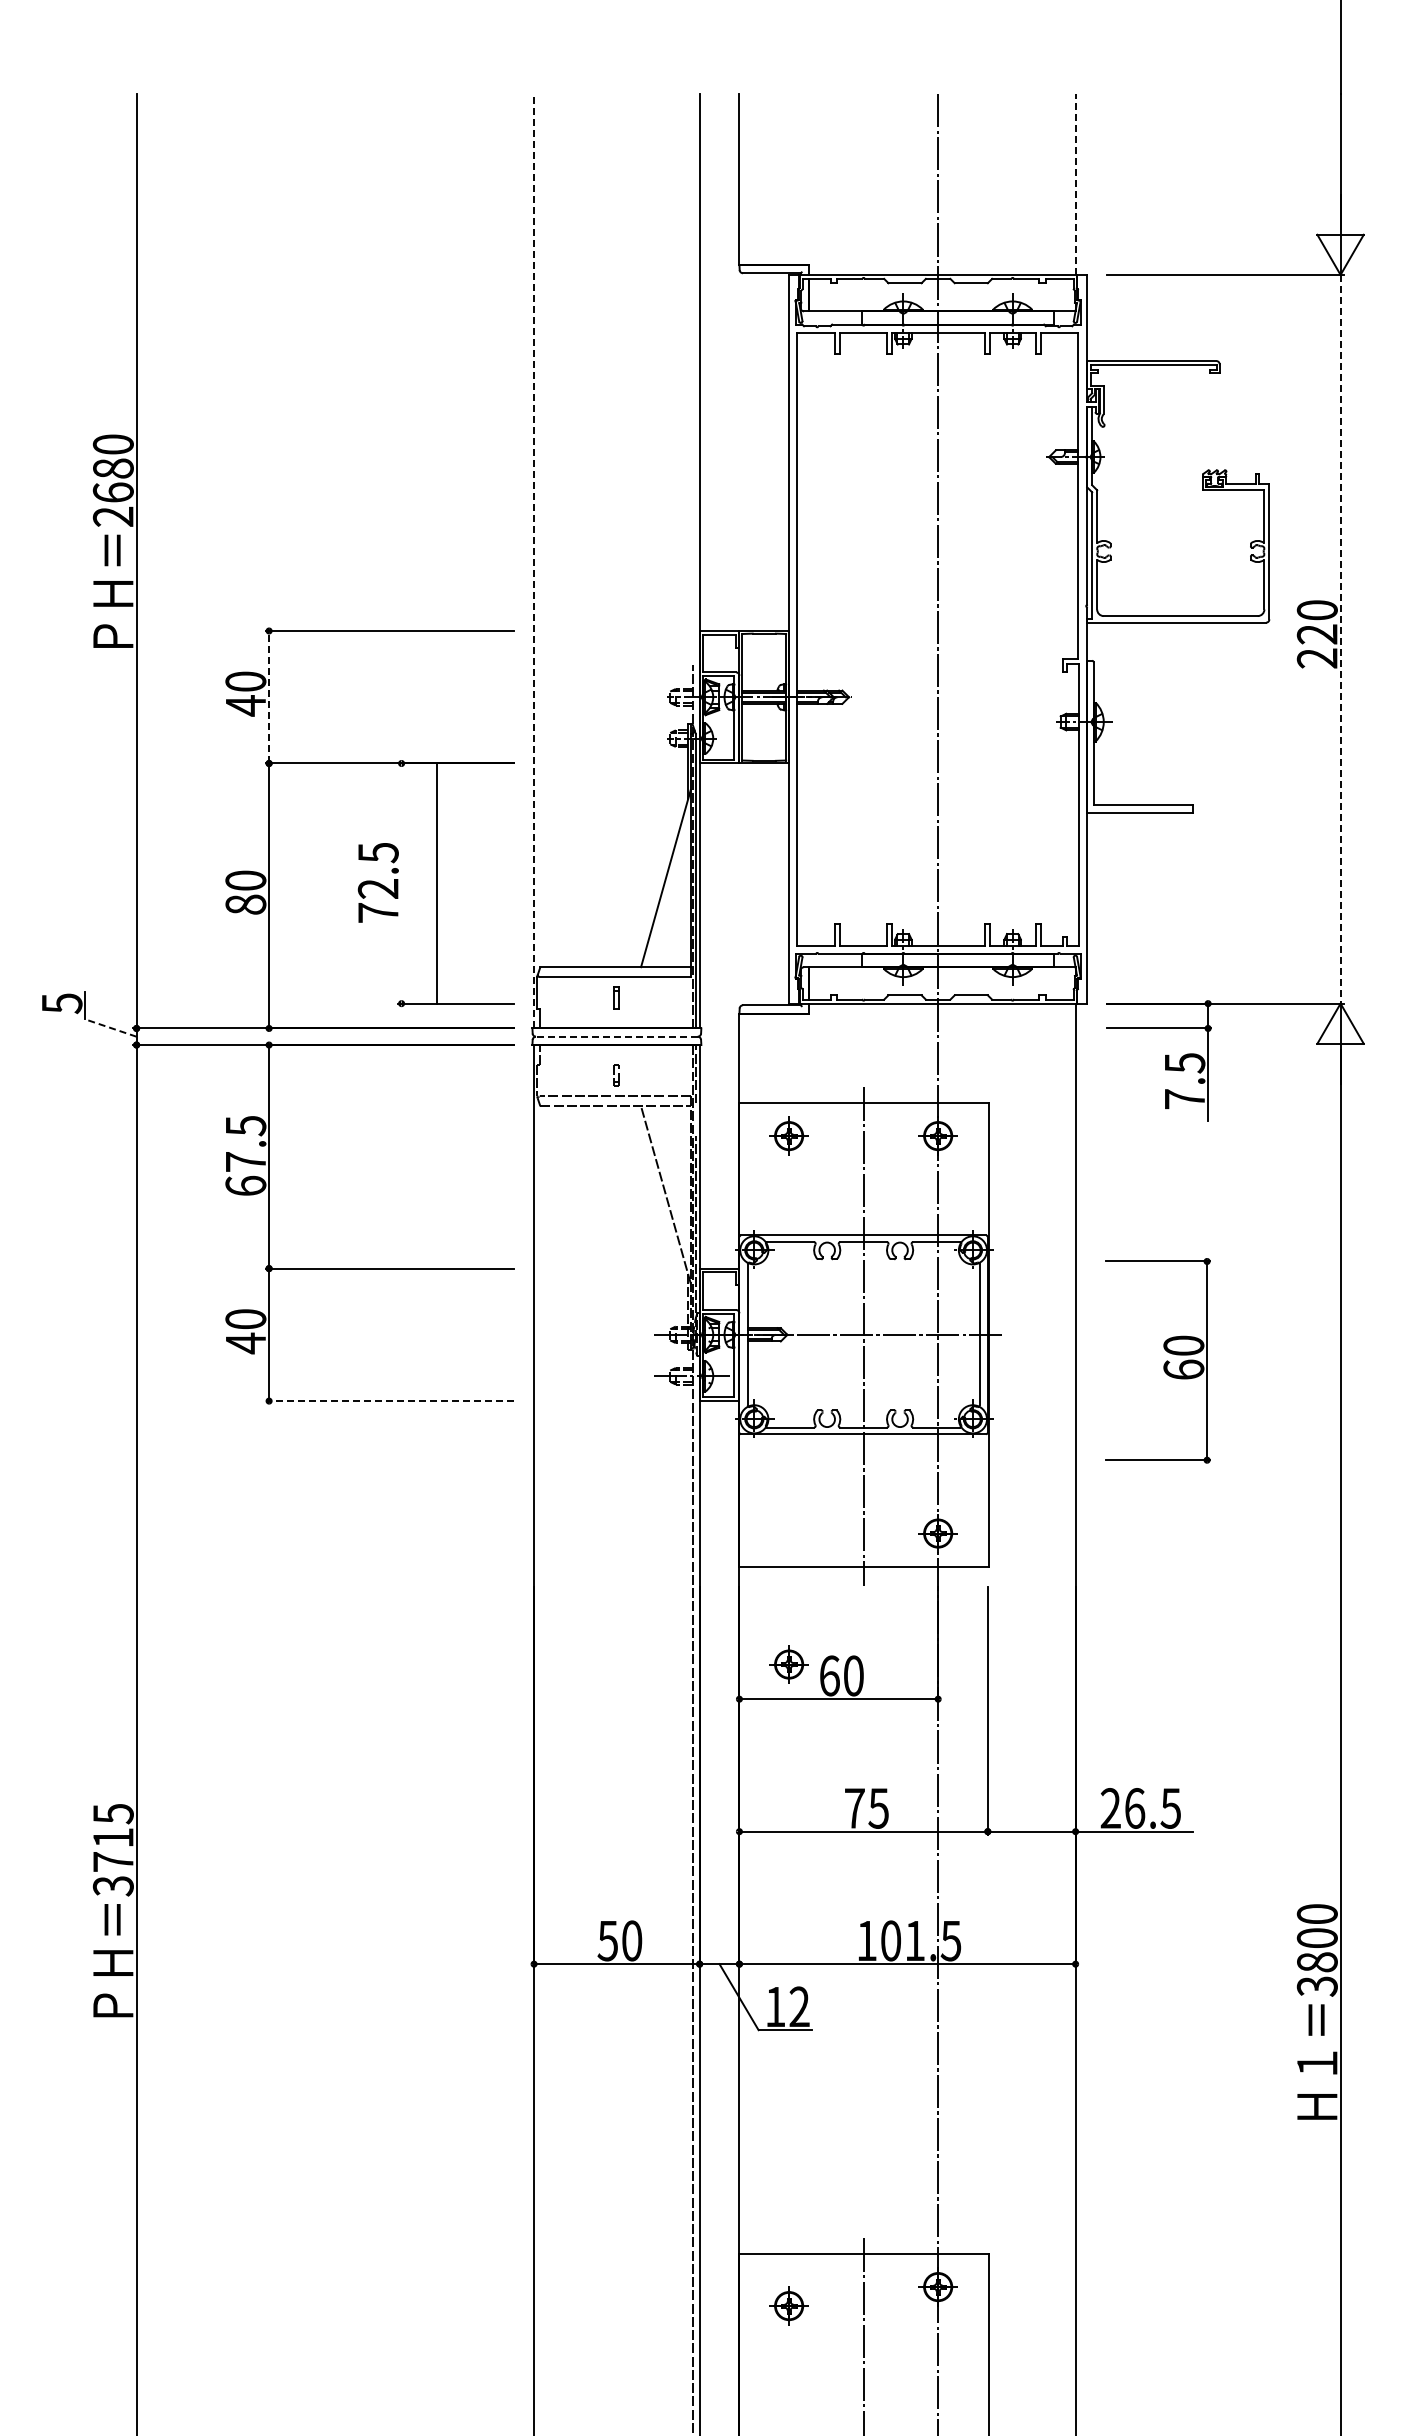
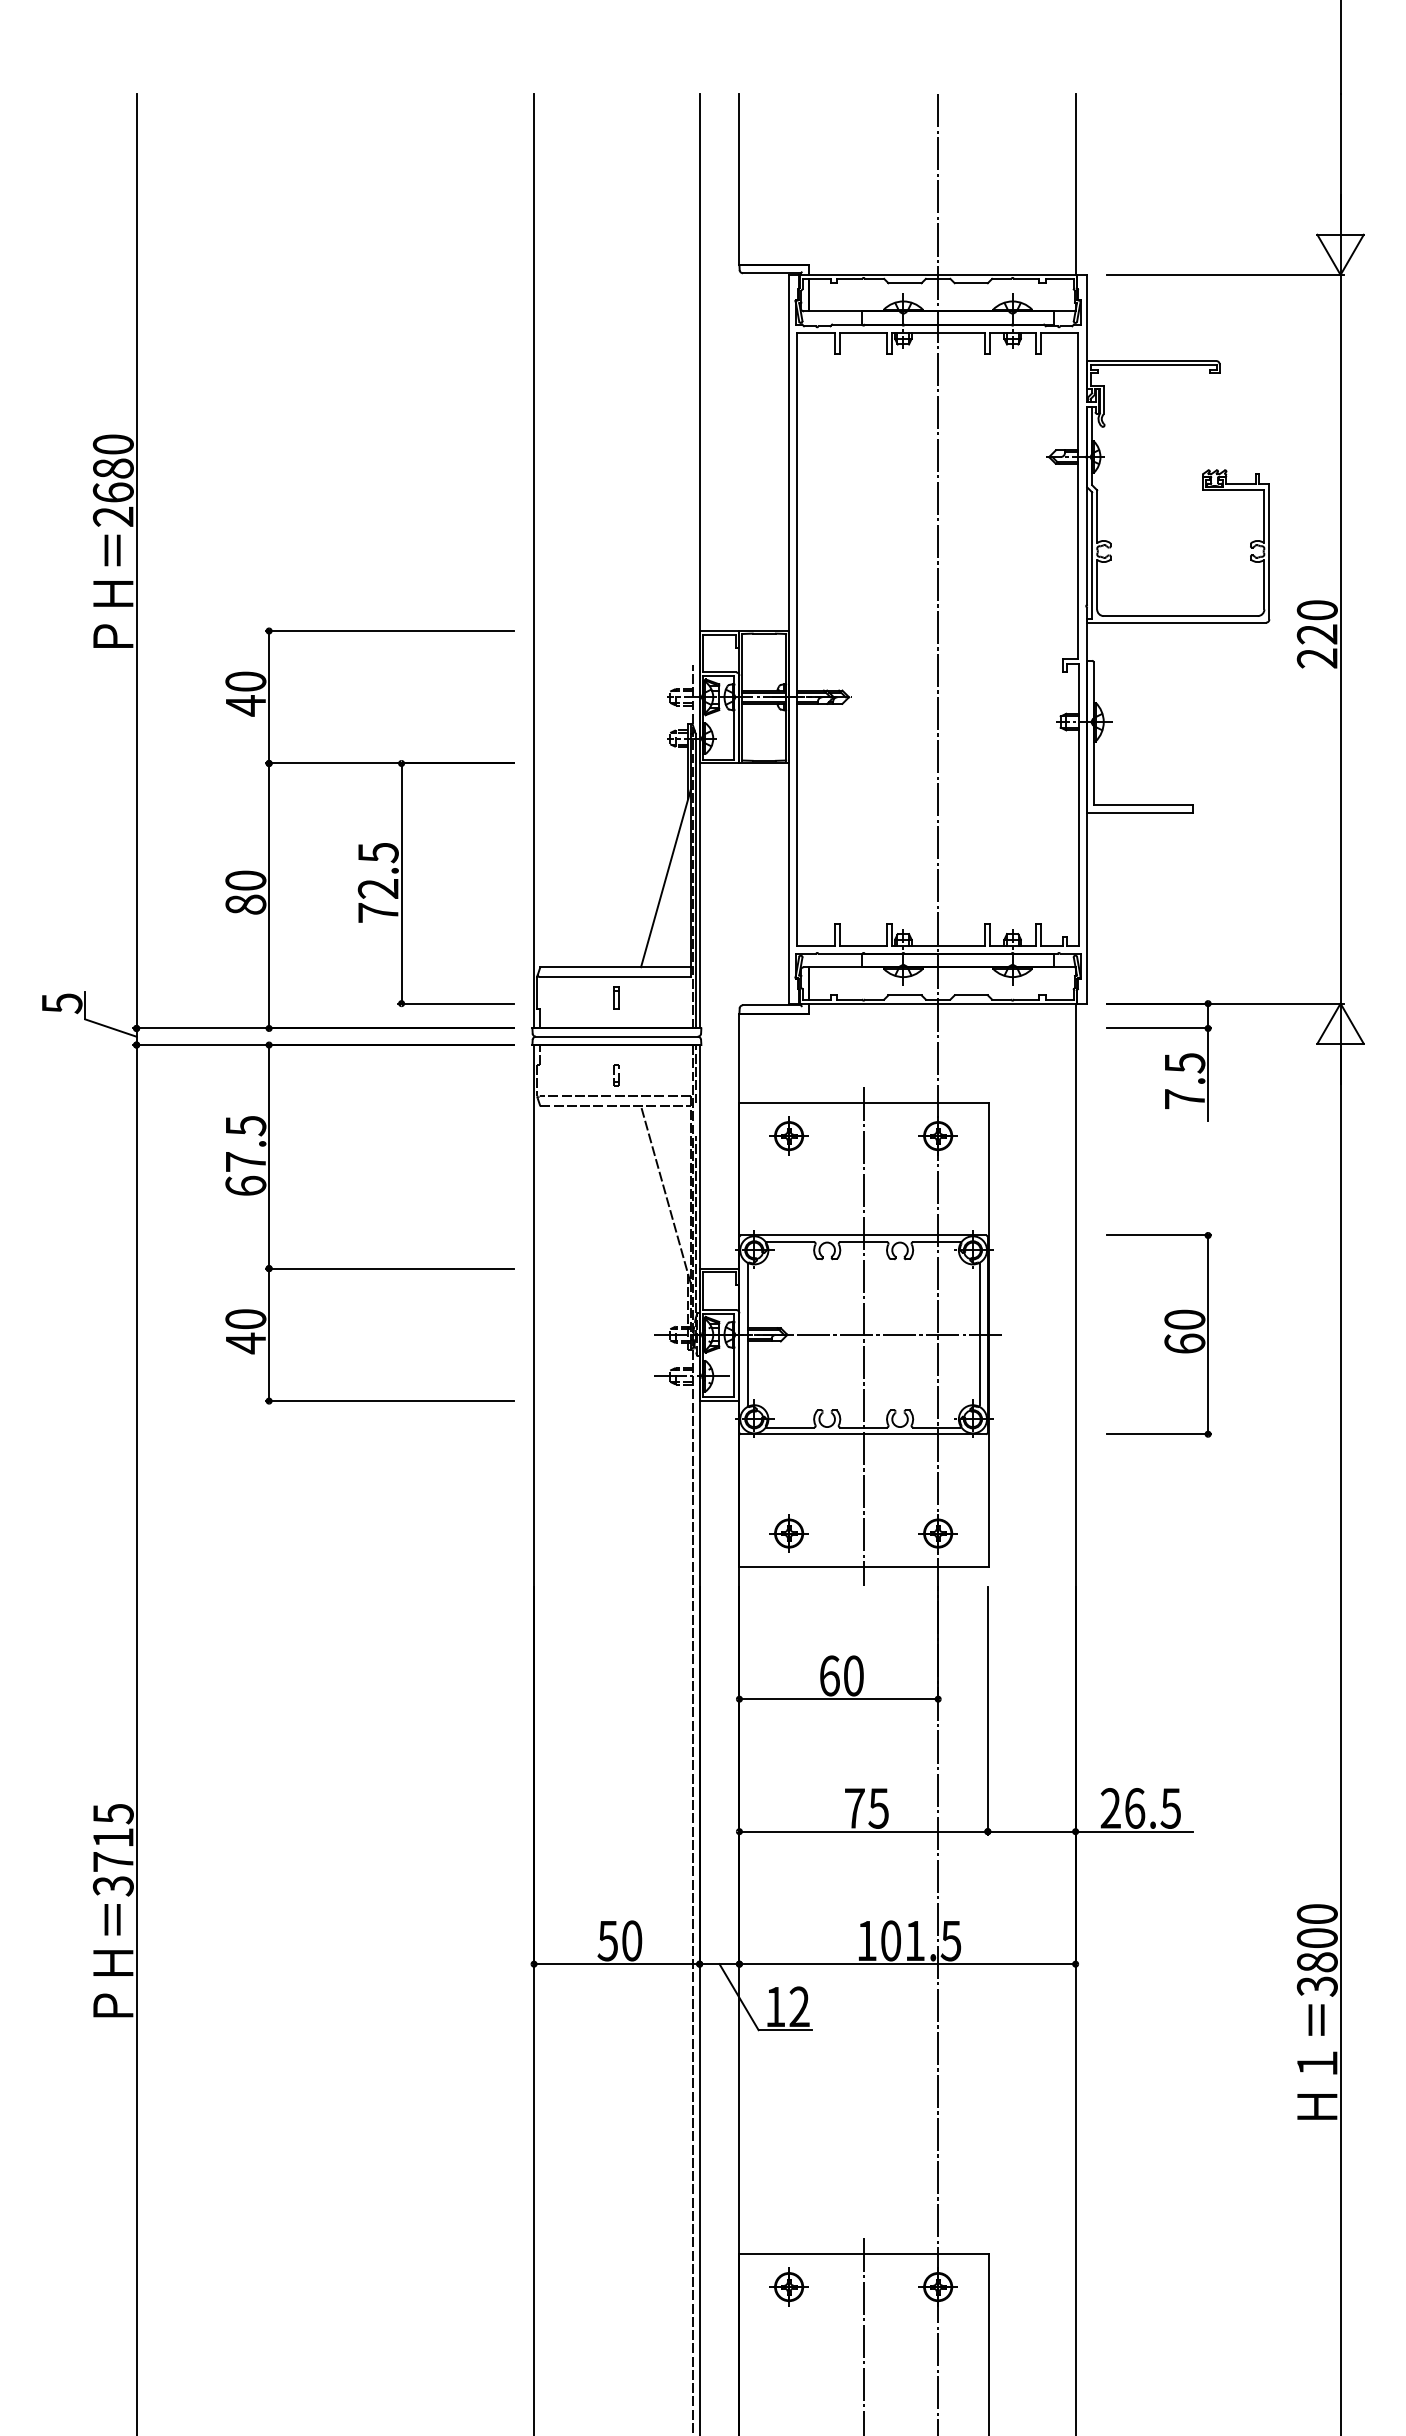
line: dashed -> solid (1075, 184)
line: dashed -> solid (534, 560)
line: dashed -> solid (1340, 639)
line: dashed -> solid (269, 696)
line position: (436, 883) -> (401, 883) (401, 883)
line: dashed -> solid (110, 1027)
line: dashed -> solid (616, 1036)
part position: (1164, 1363) -> (1165, 1337) (1165, 1337)
line: dashed -> solid (389, 1401)
part position: (788, 1664) -> (788, 1533) (788, 1533)
part position: (788, 2305) -> (788, 2286) (788, 2286)
